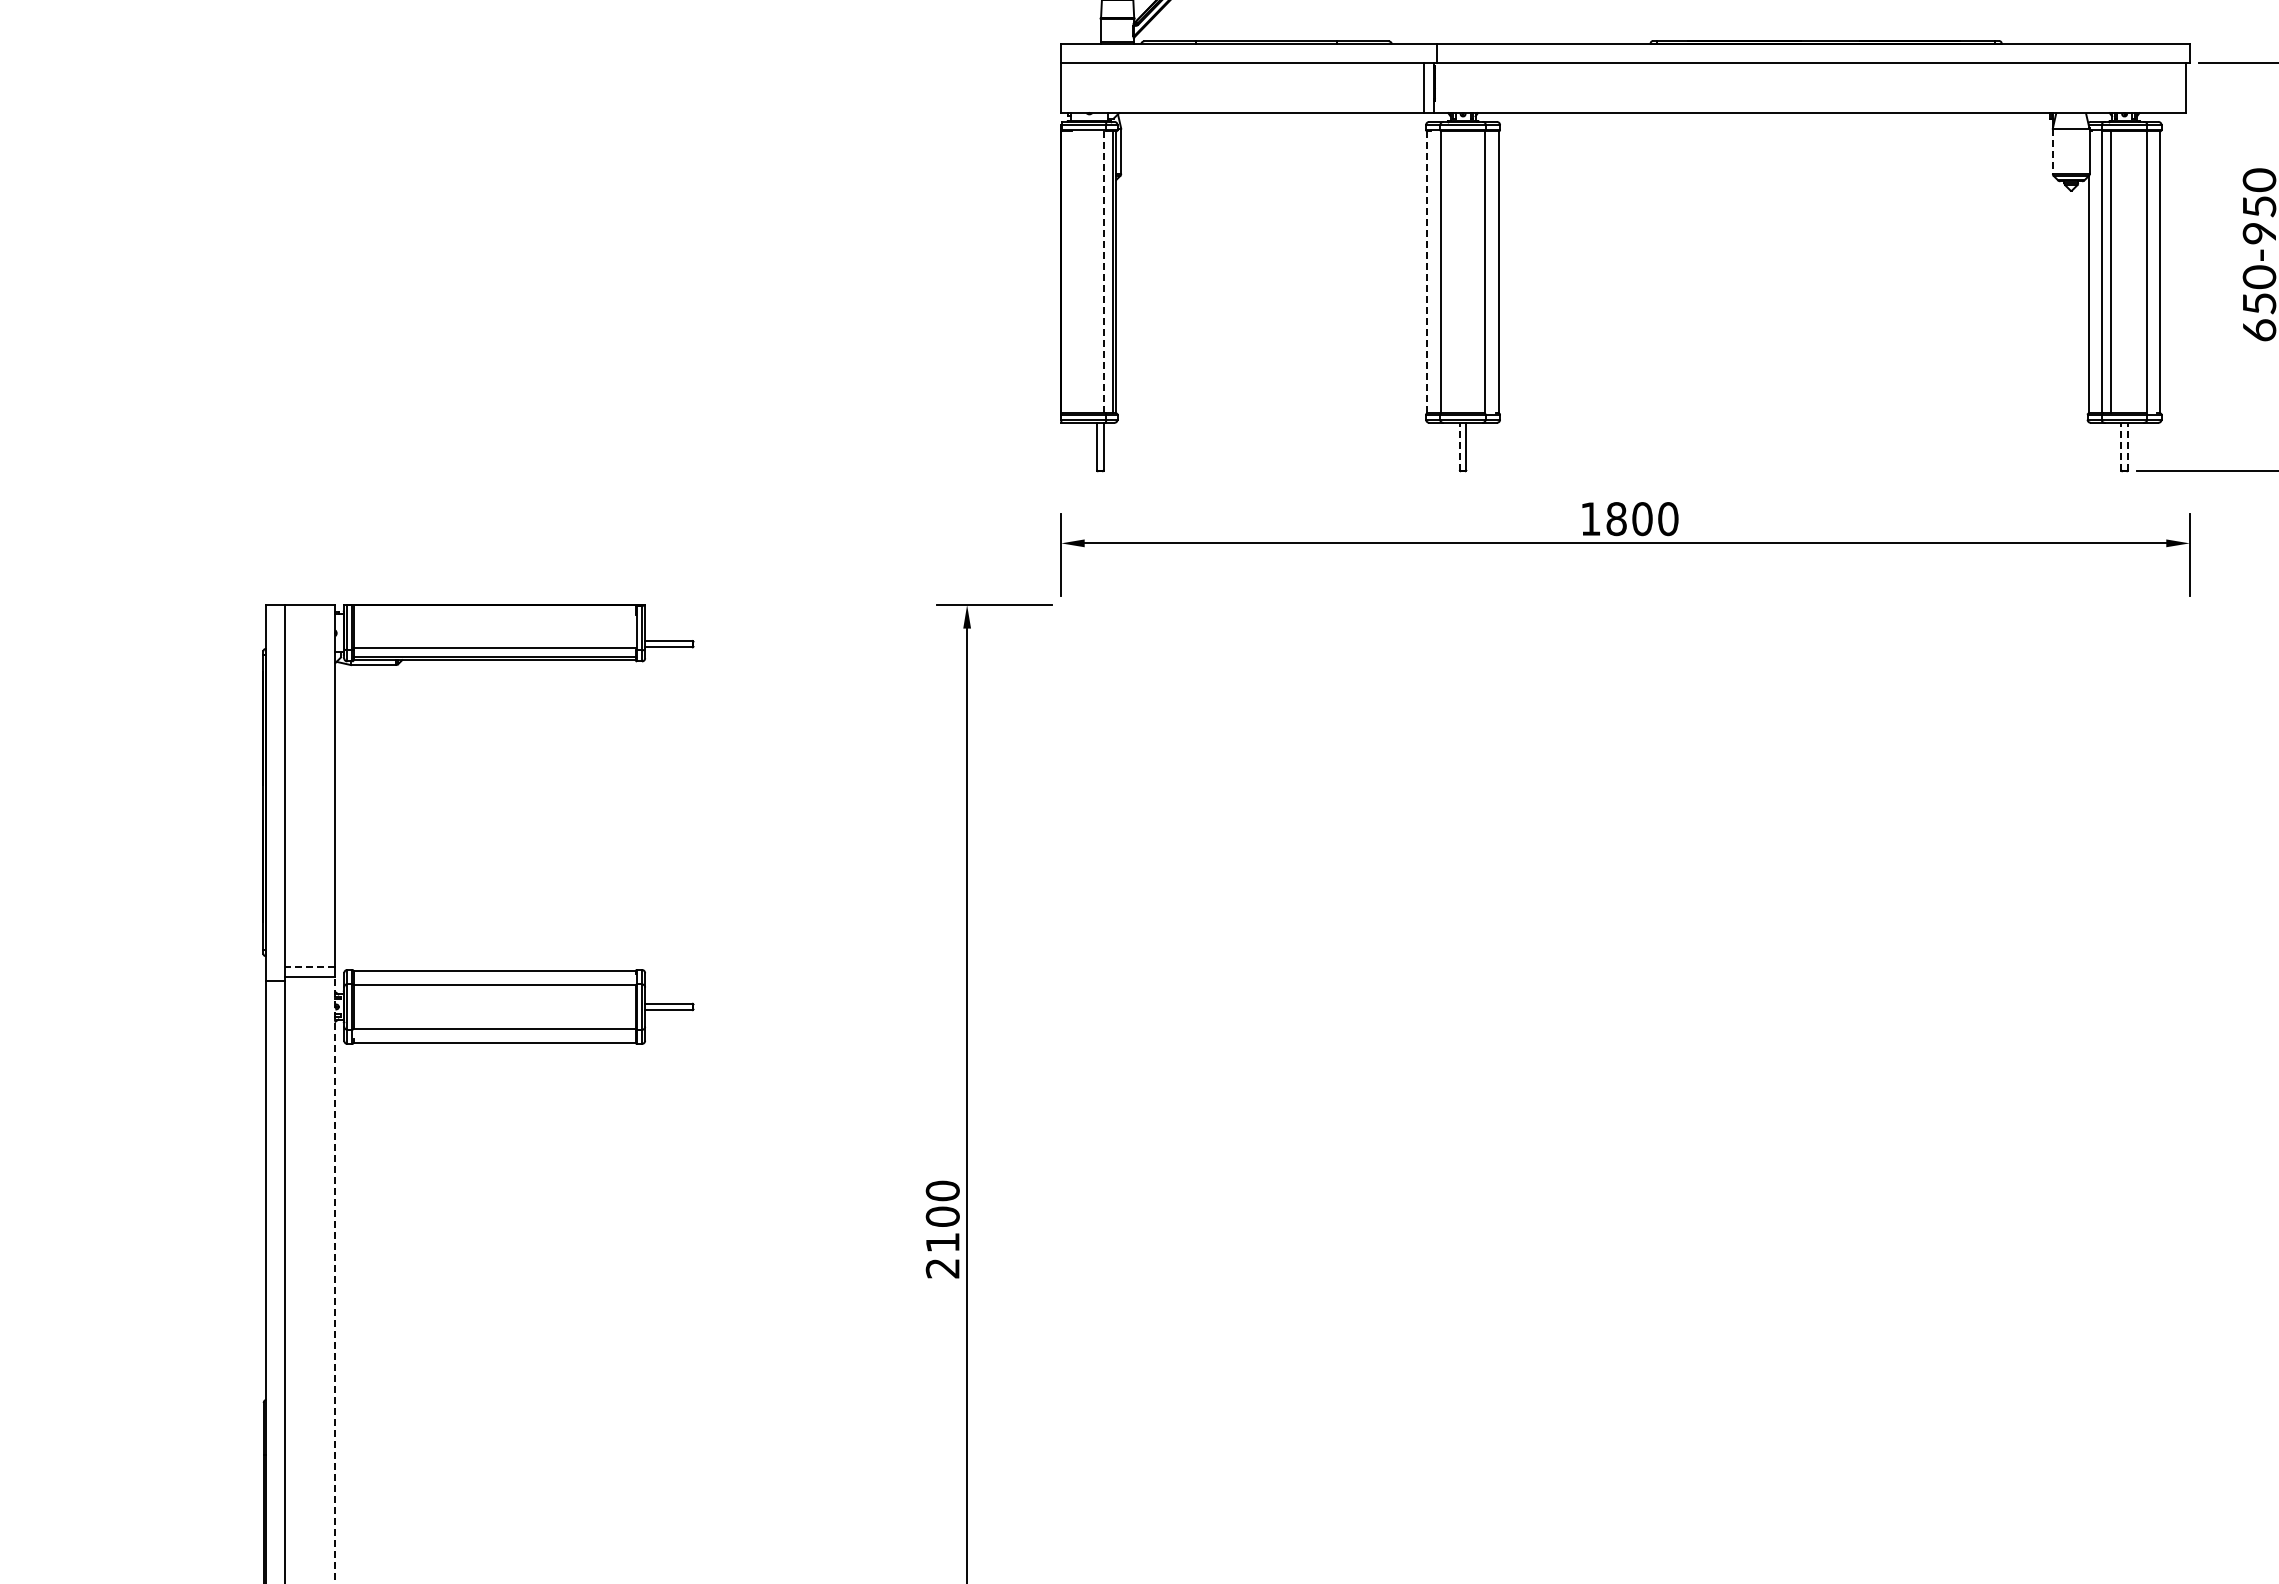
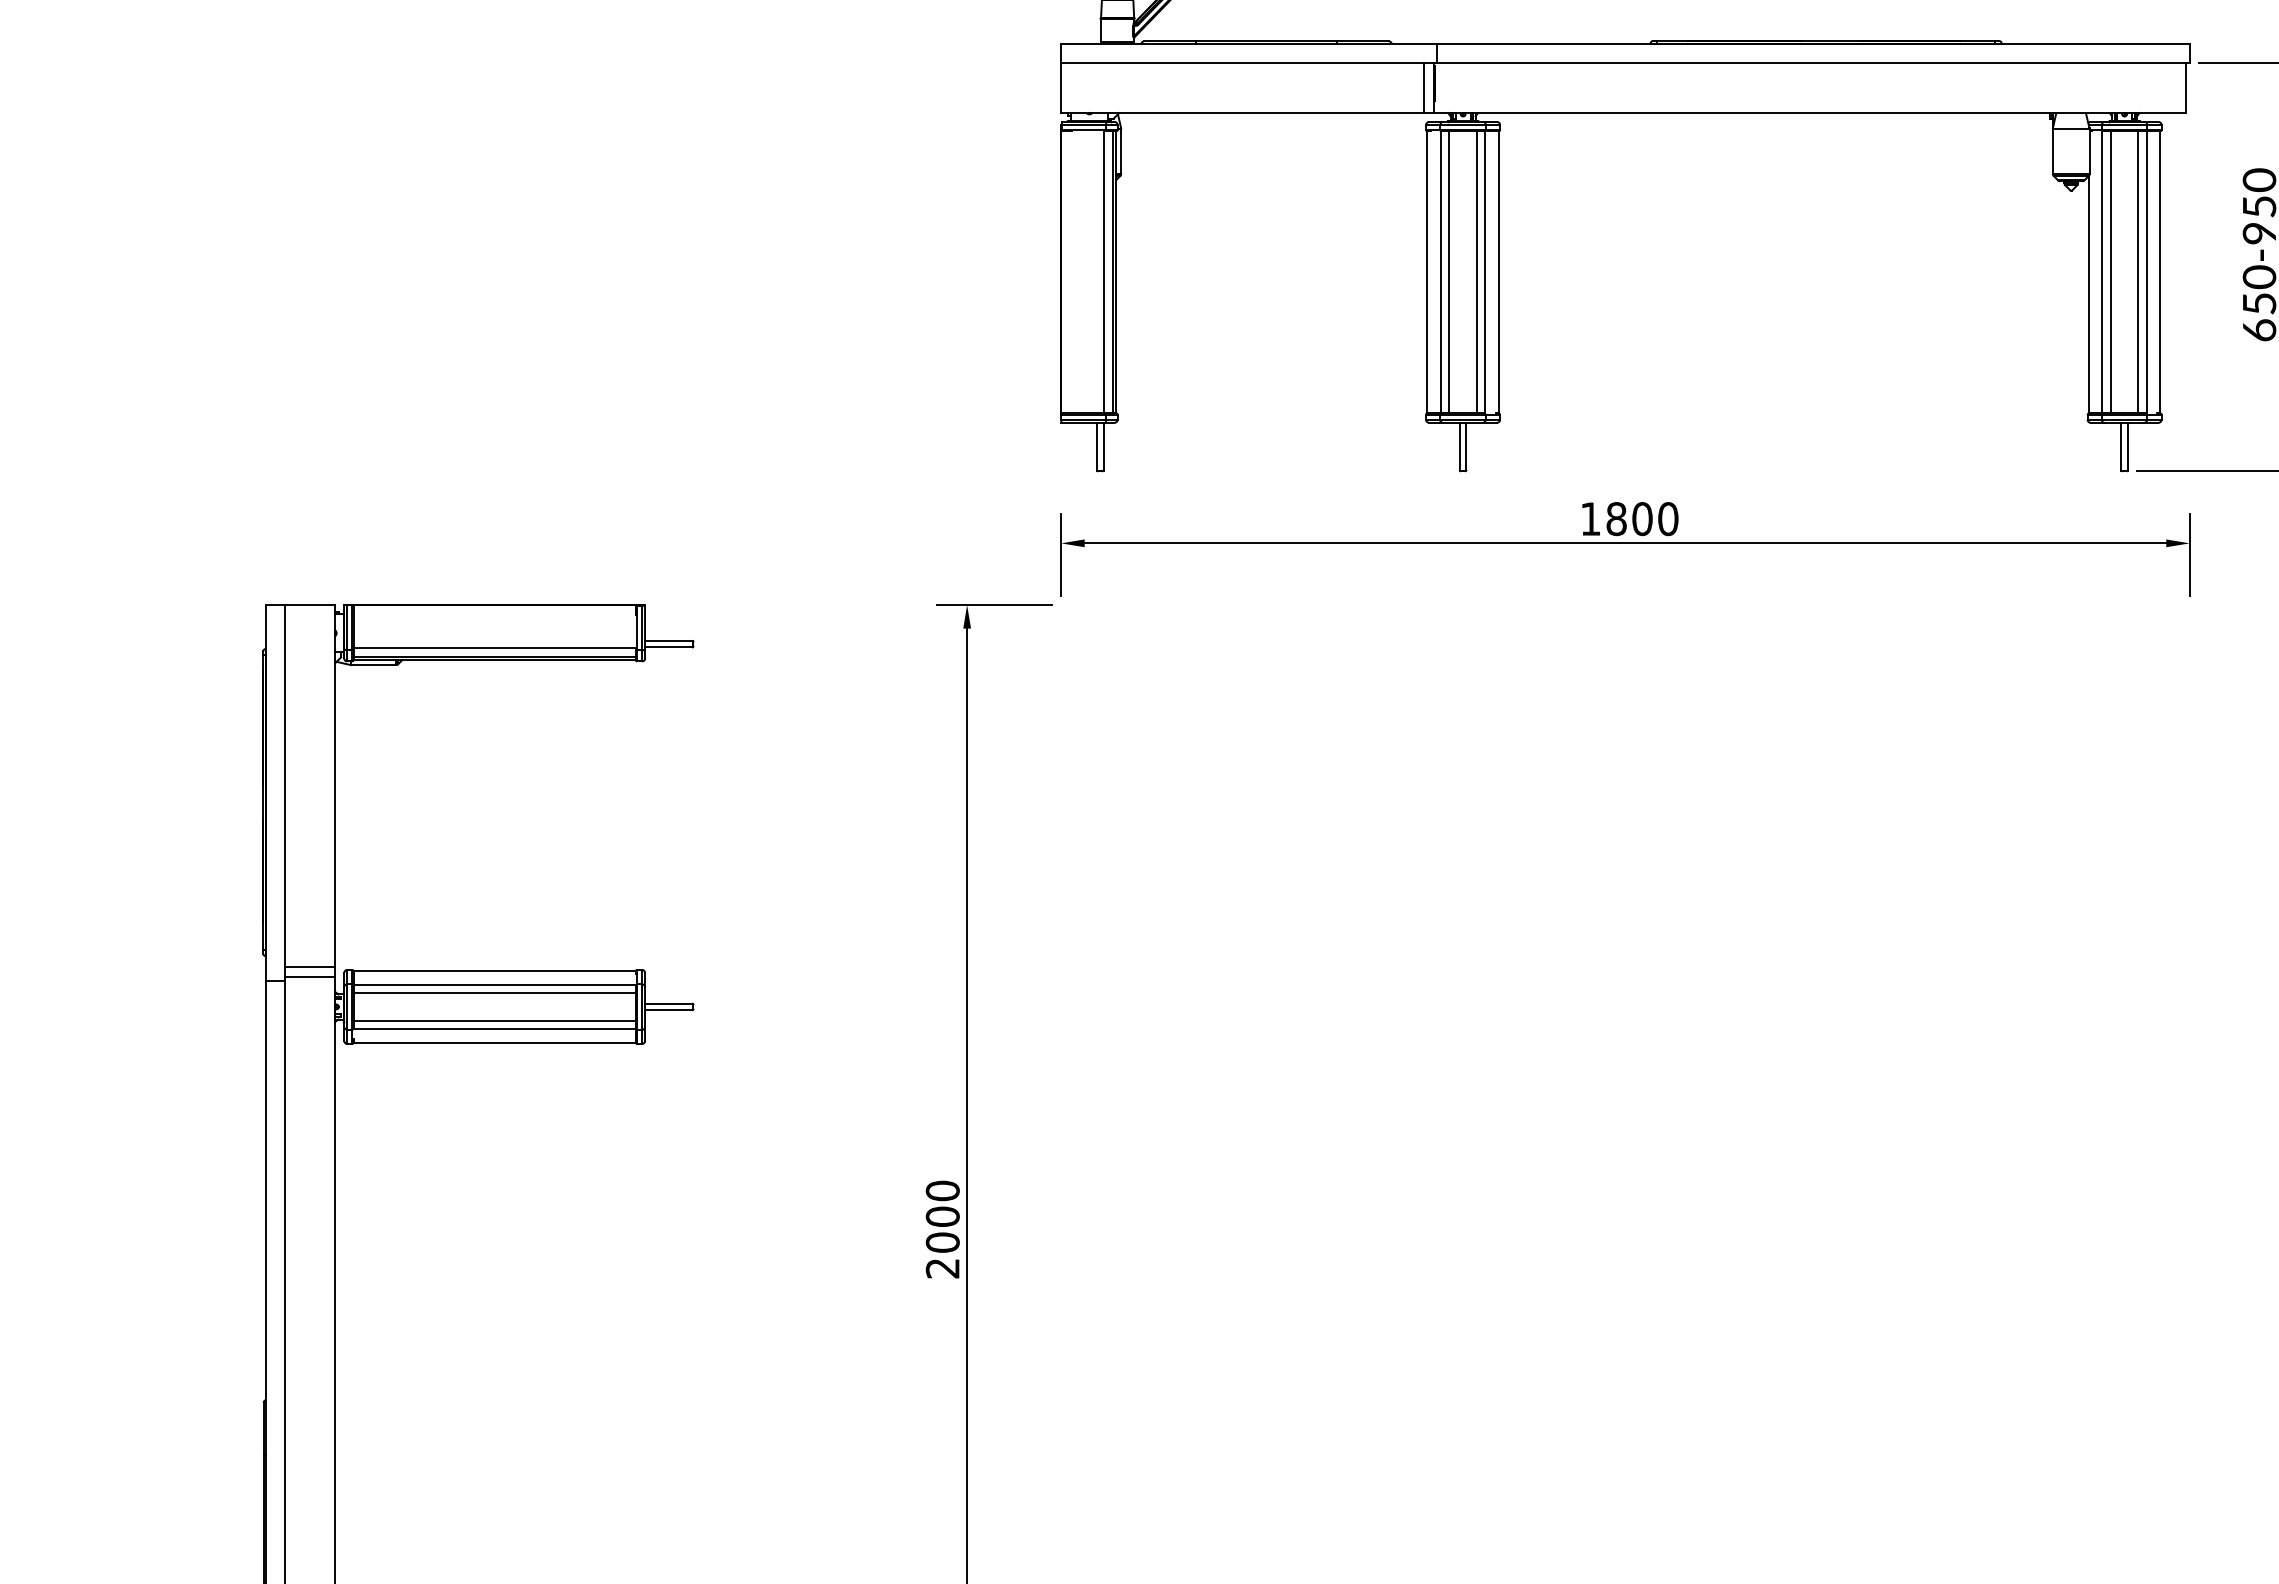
line: dashed -> solid (2052, 151)
line: dashed -> solid (1427, 271)
line: dashed -> solid (1104, 272)
line: none -> present (1449, 272)
line: none -> present (1476, 272)
line: none -> present (2138, 272)
line: dashed -> solid (1459, 446)
line: dashed -> solid (2121, 446)
line: dashed -> solid (2127, 446)
line: dashed -> solid (309, 967)
line: none -> present (494, 993)
line: none -> present (494, 1020)
text: 2100 -> 2000 (942, 1242)
line: dashed -> solid (335, 1280)
